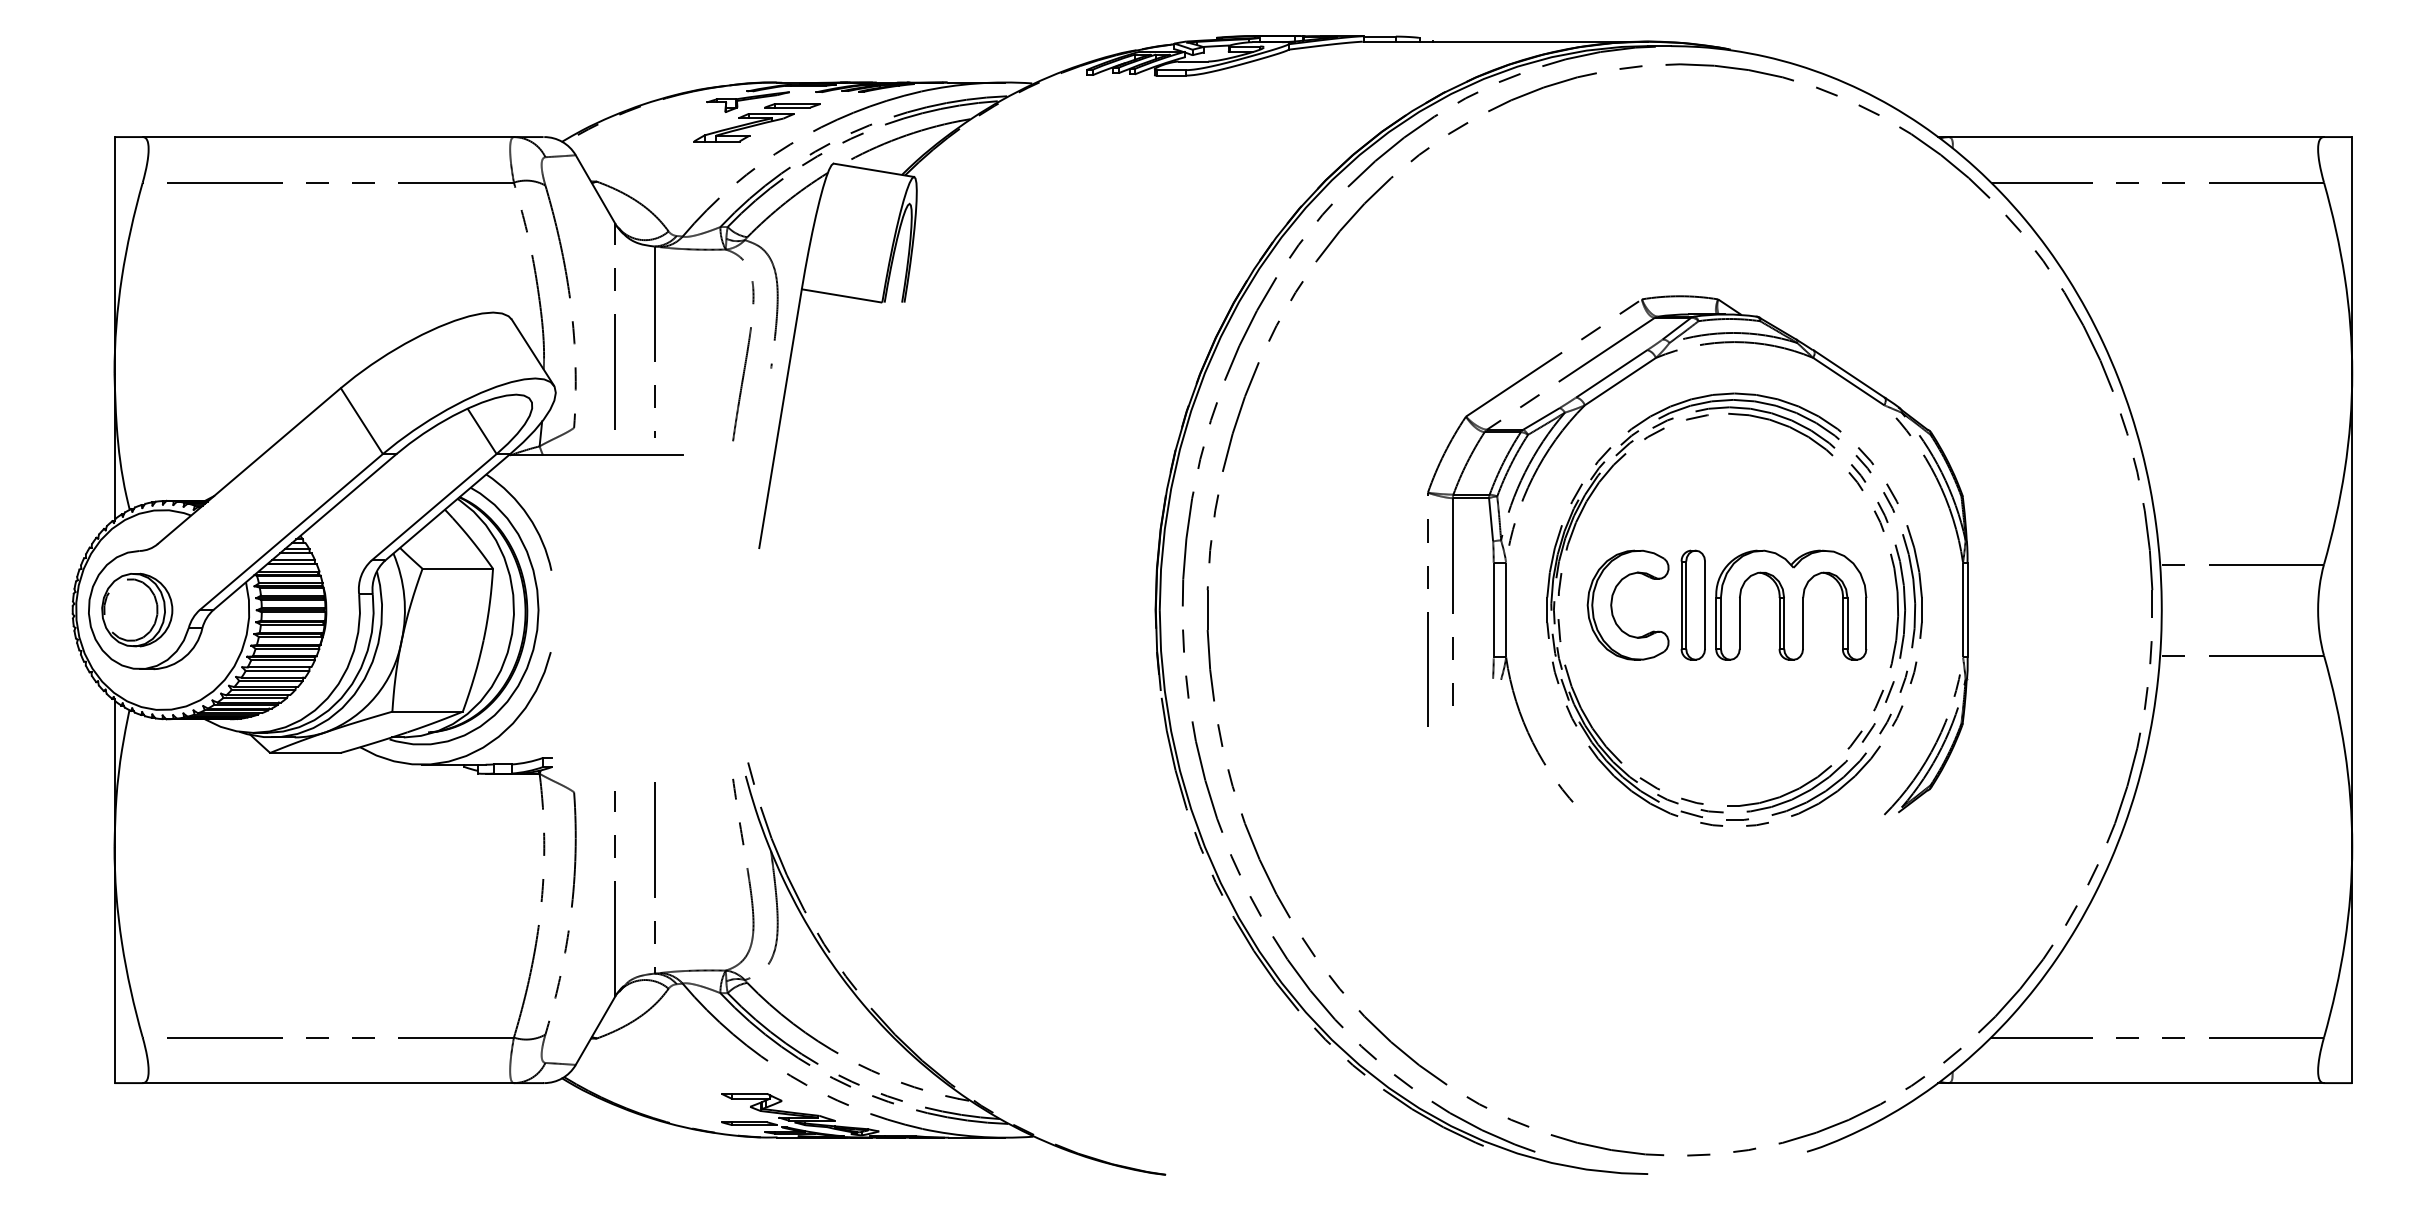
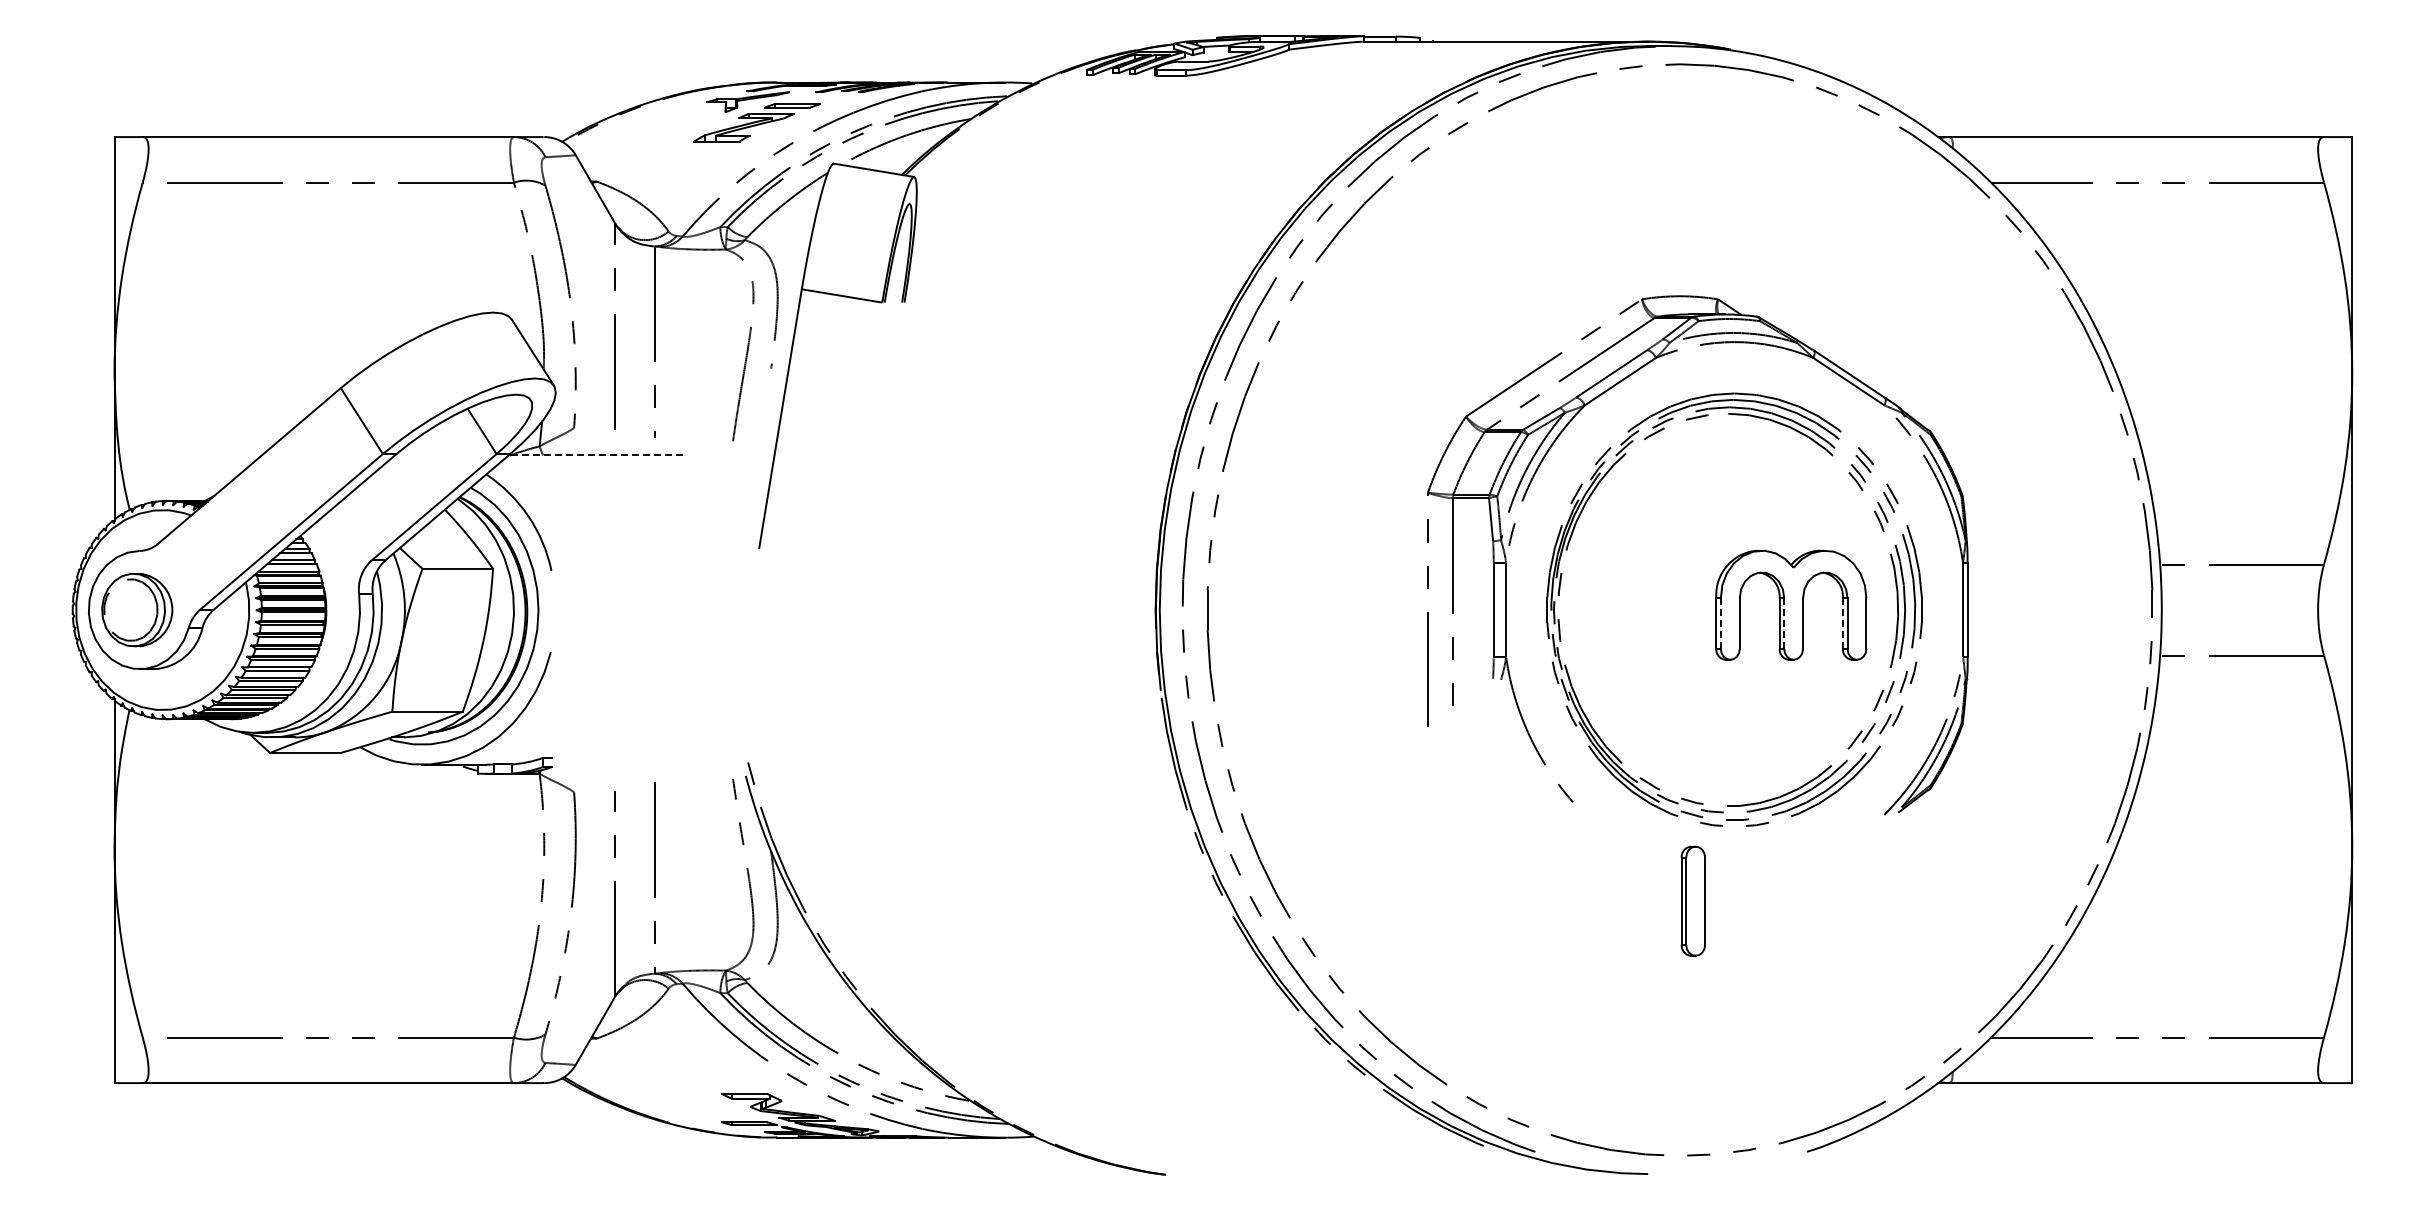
line: solid -> dashed (595, 455)
part: present -> none (1612, 604)
part position: (1692, 604) -> (1692, 900) (1692, 900)
line: solid -> dashed (1720, 624)
line: solid -> dashed (1784, 624)
line: solid -> dashed (1842, 624)
